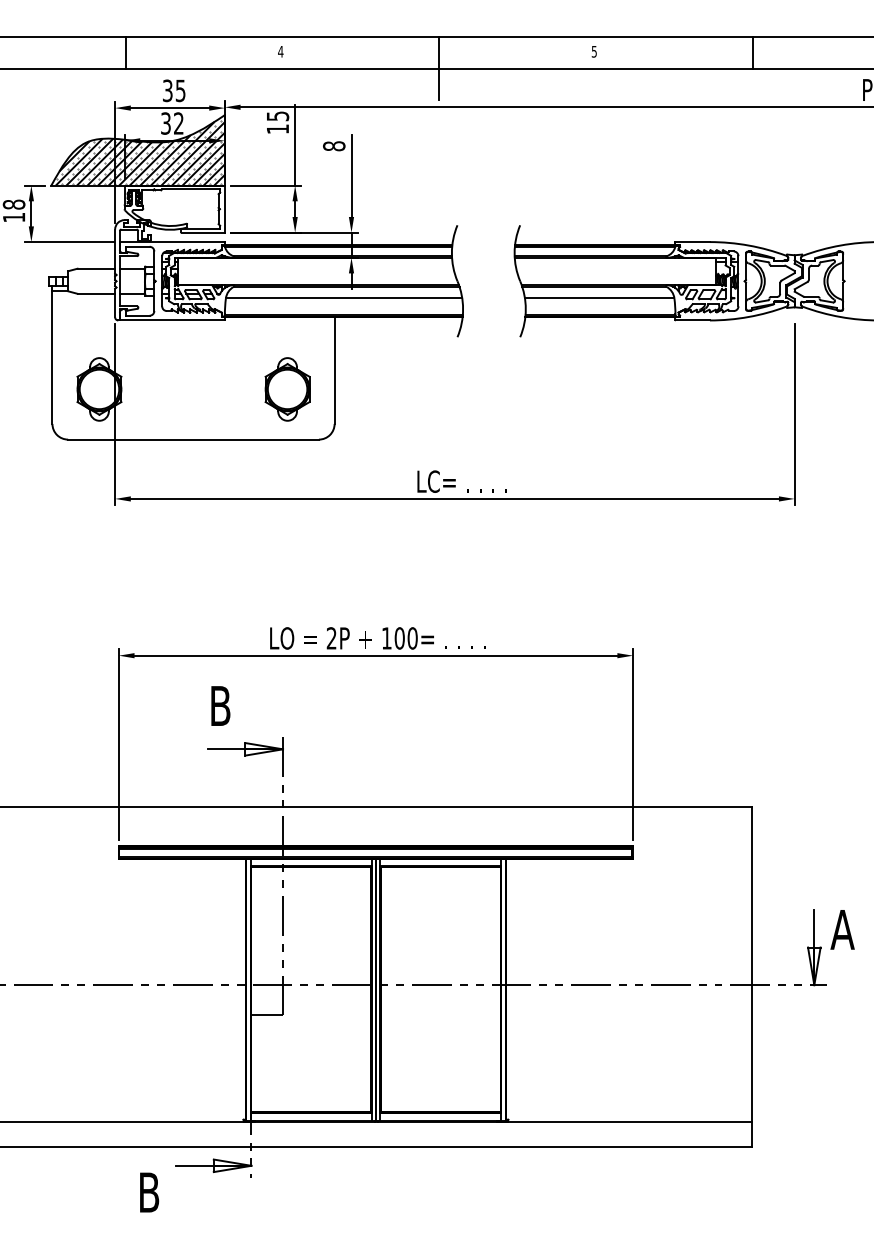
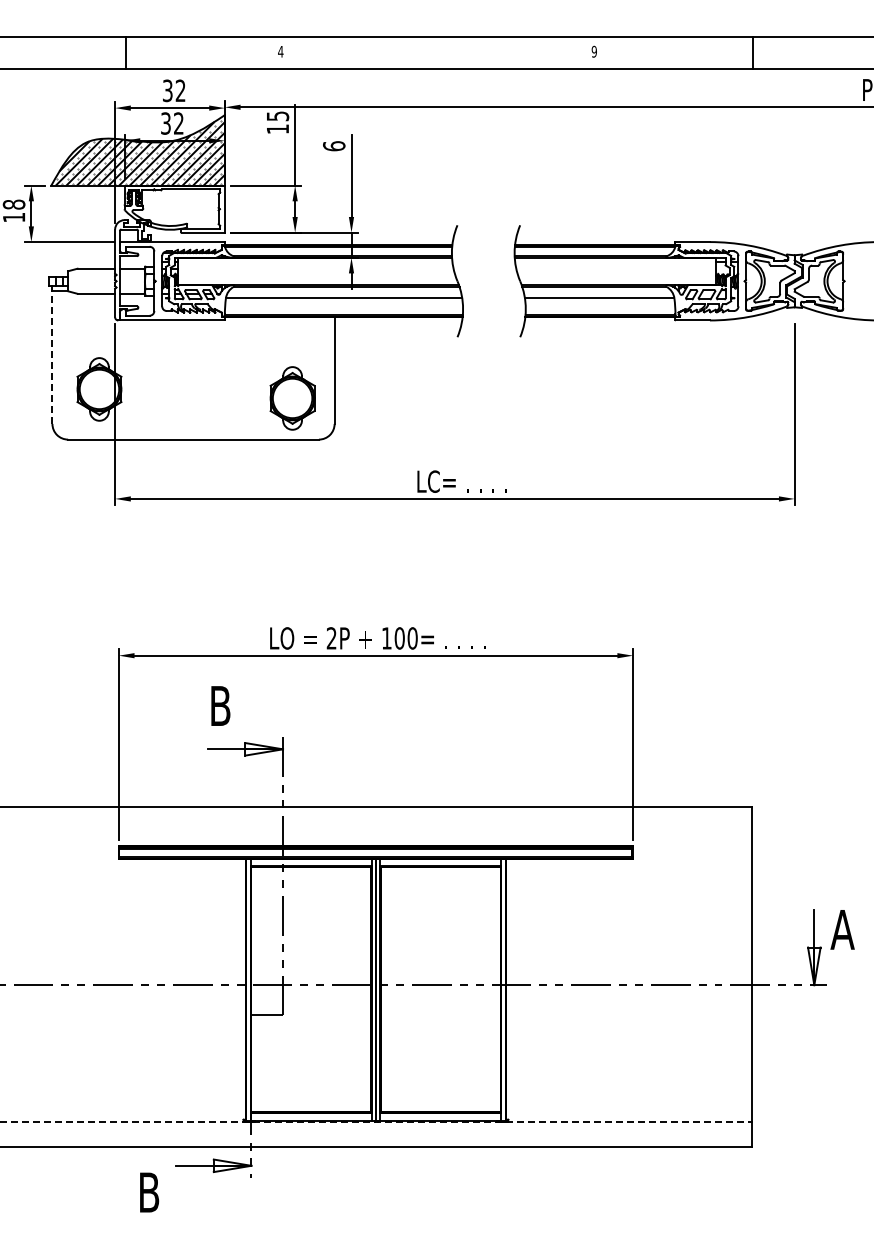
text: 5 -> 9 (593, 51)
line: present -> none (439, 68)
text: 35 -> 32 (180, 90)
text: 8 -> 6 (334, 146)
line: solid -> dashed (52, 357)
part position: (287, 389) -> (292, 398) (292, 398)
line: solid -> dashed (376, 1122)
